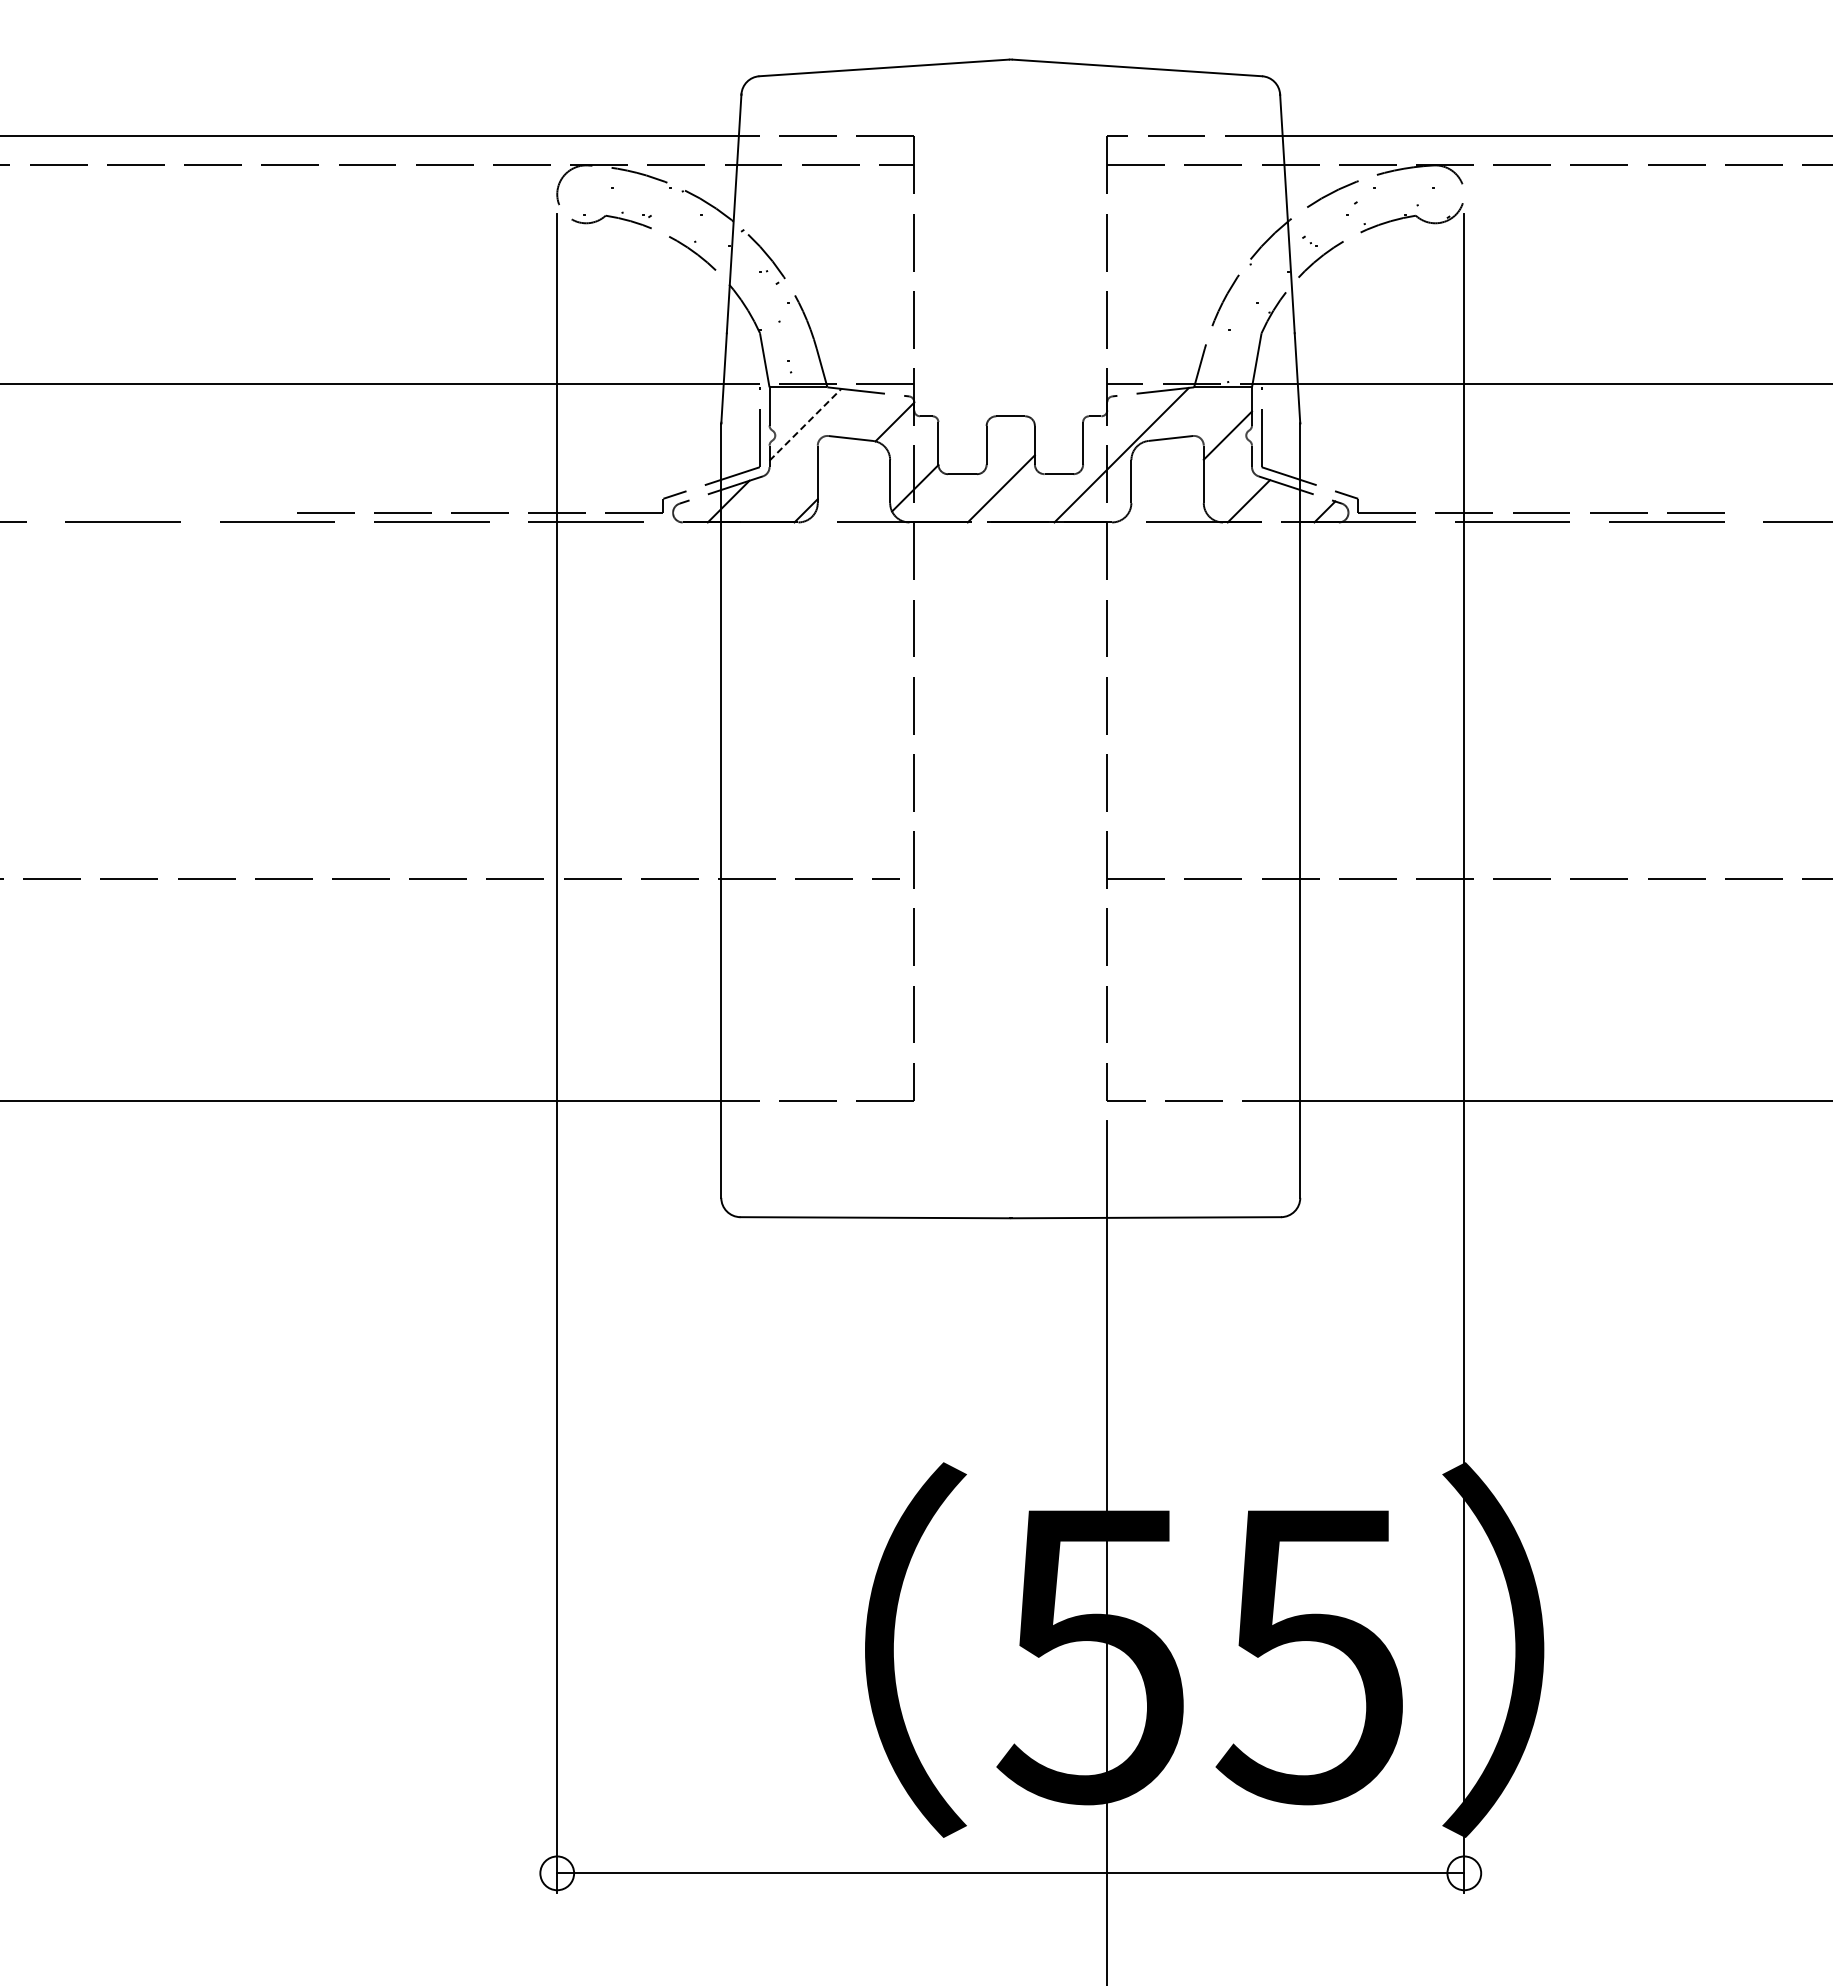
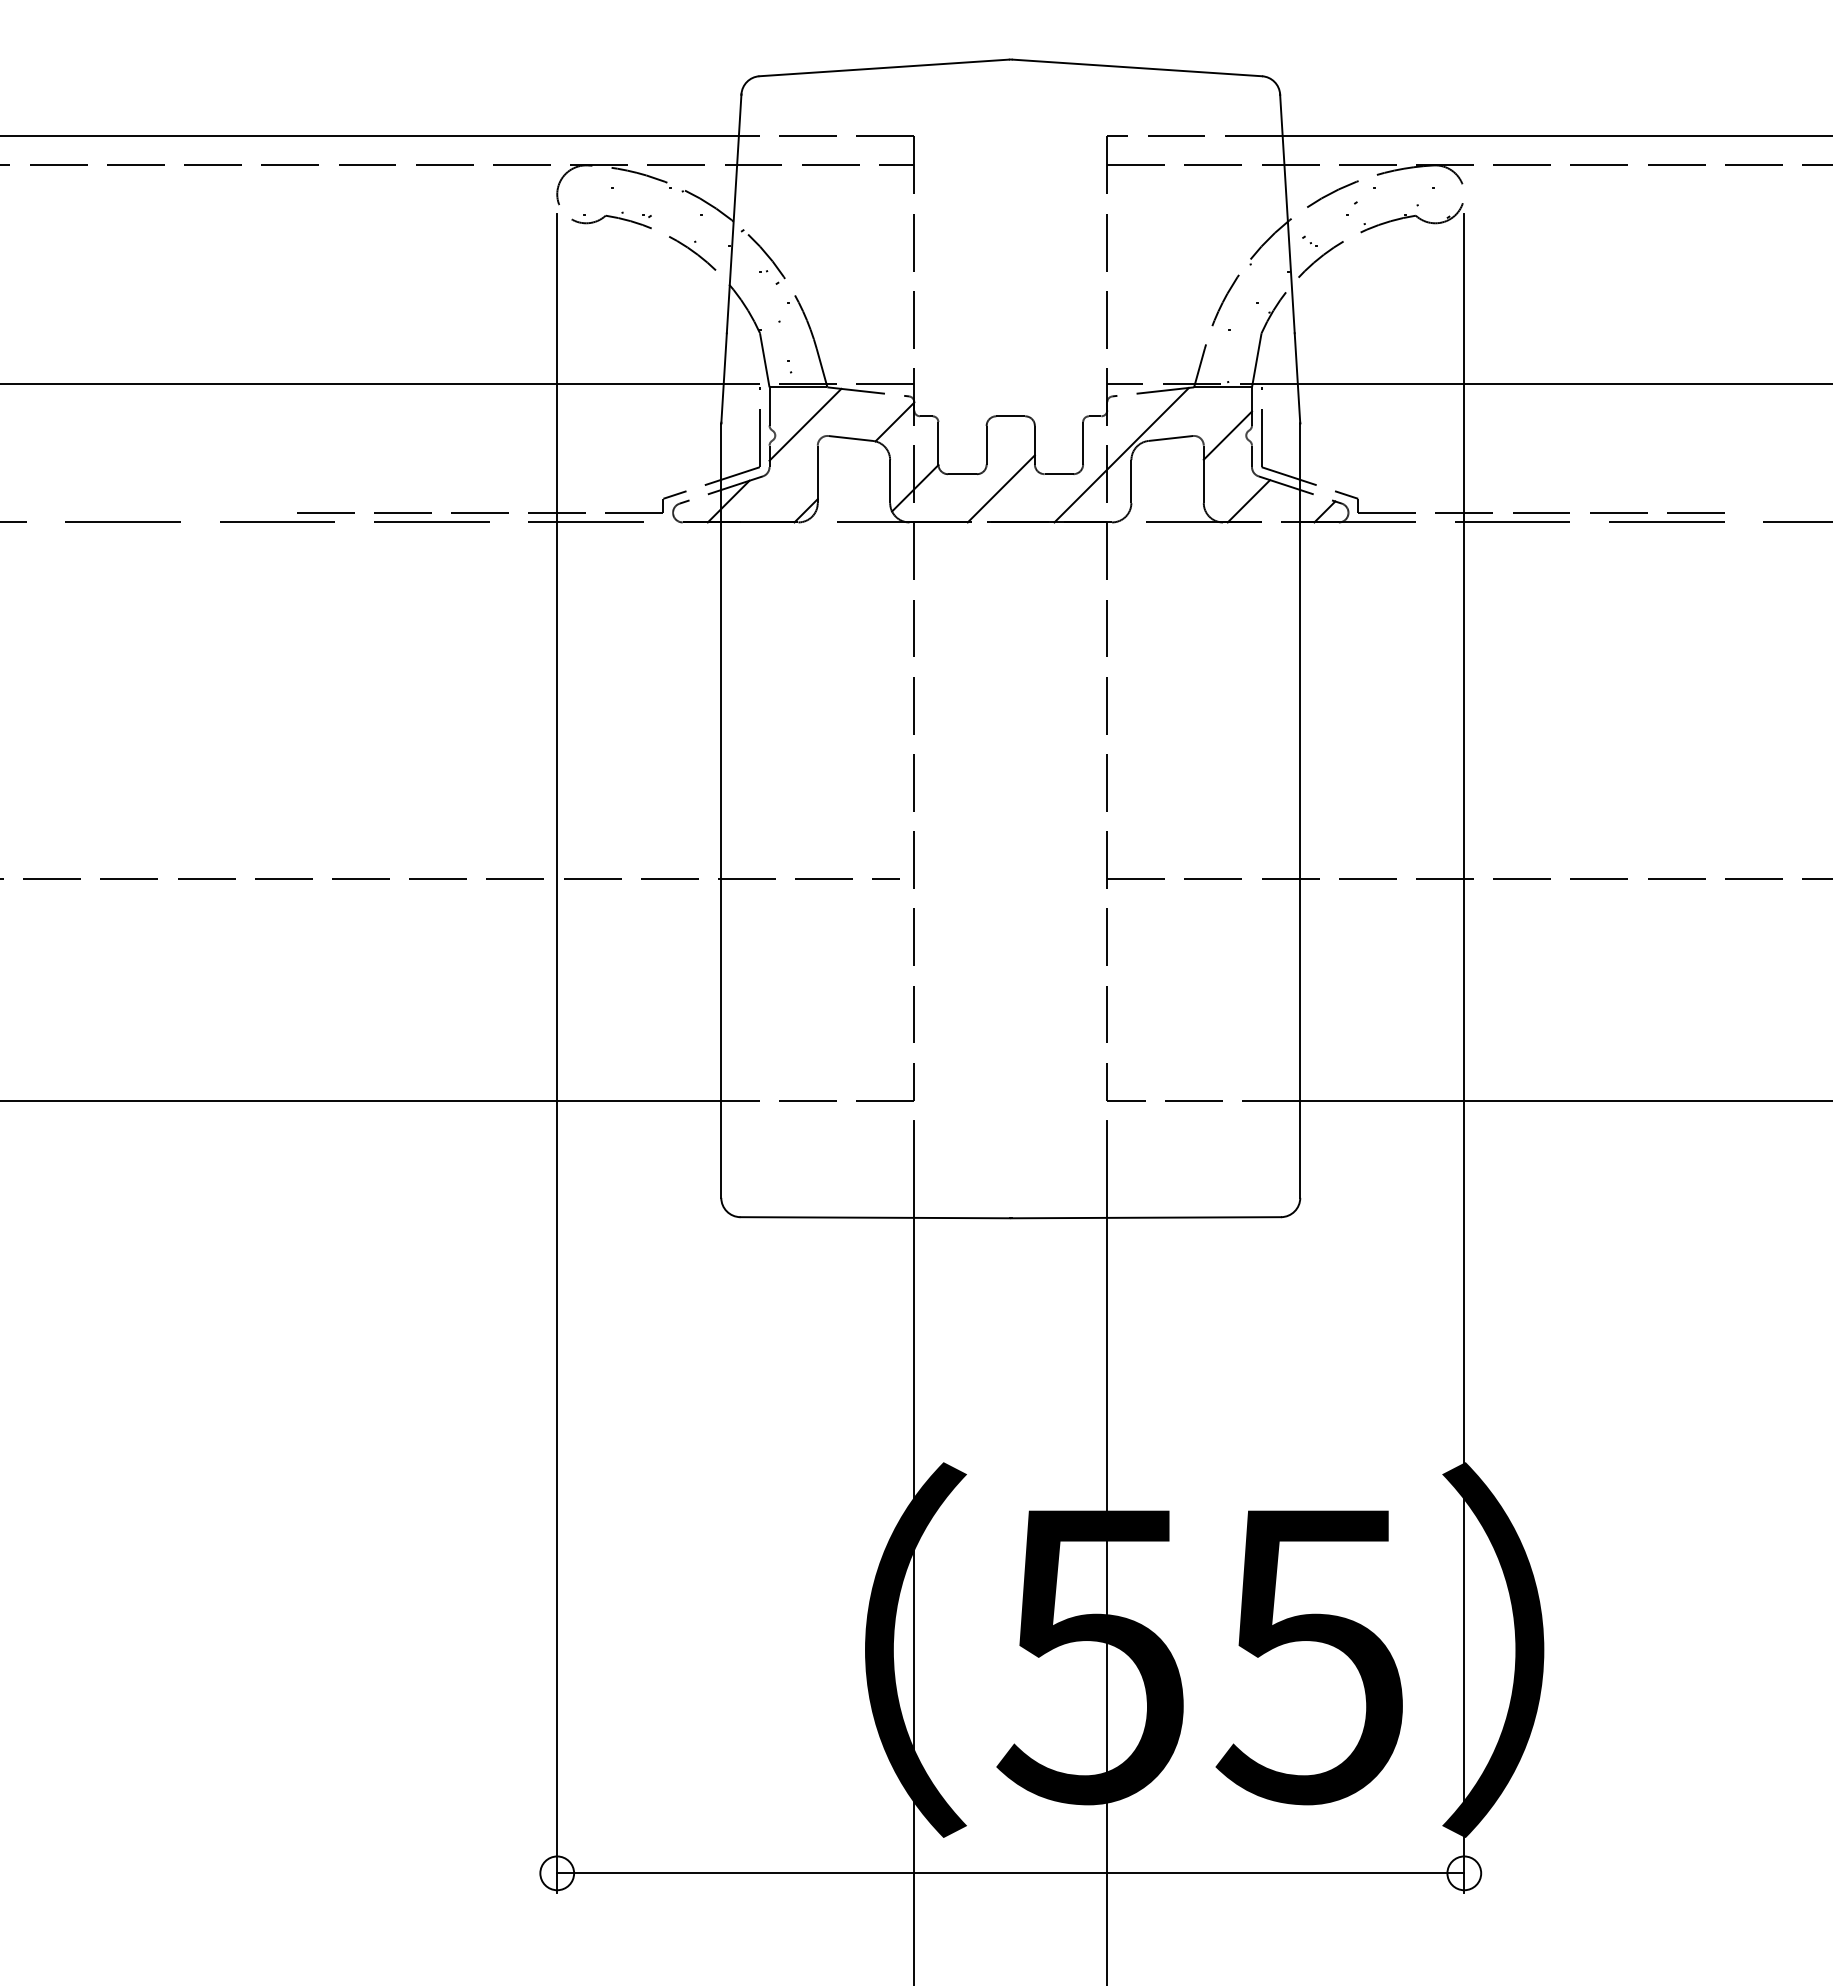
line: dashed -> solid (805, 424)
line: none -> present (914, 1551)
